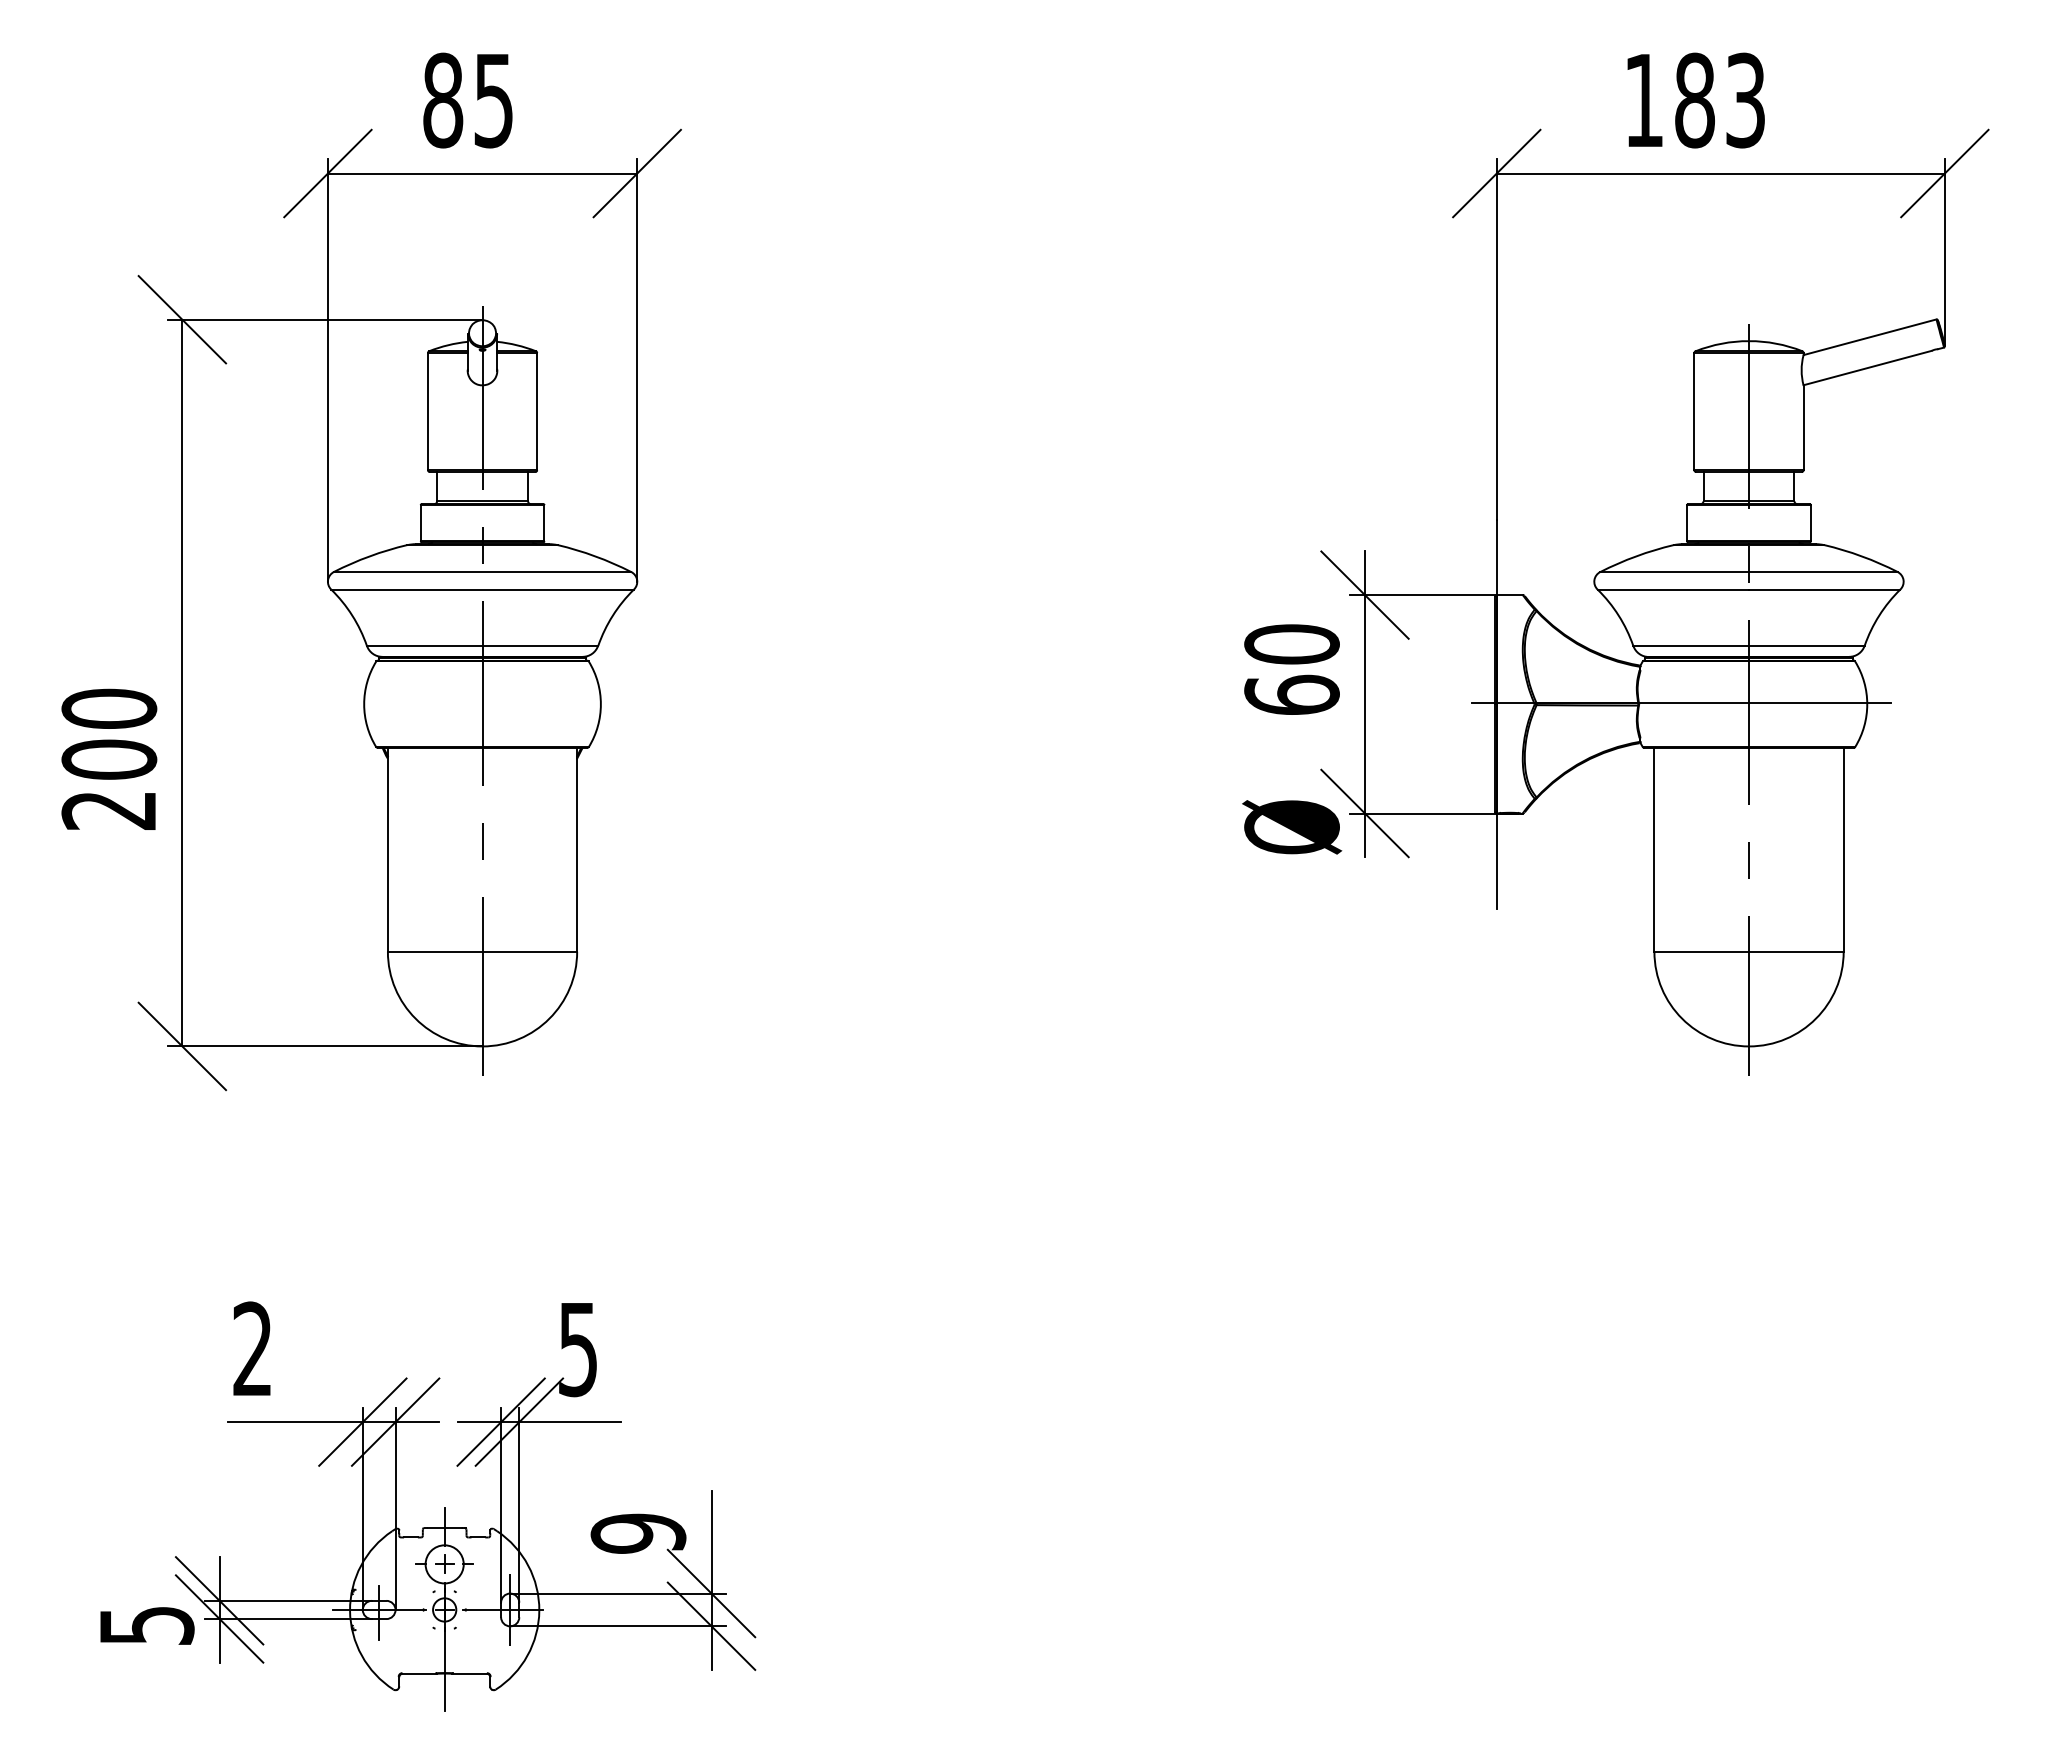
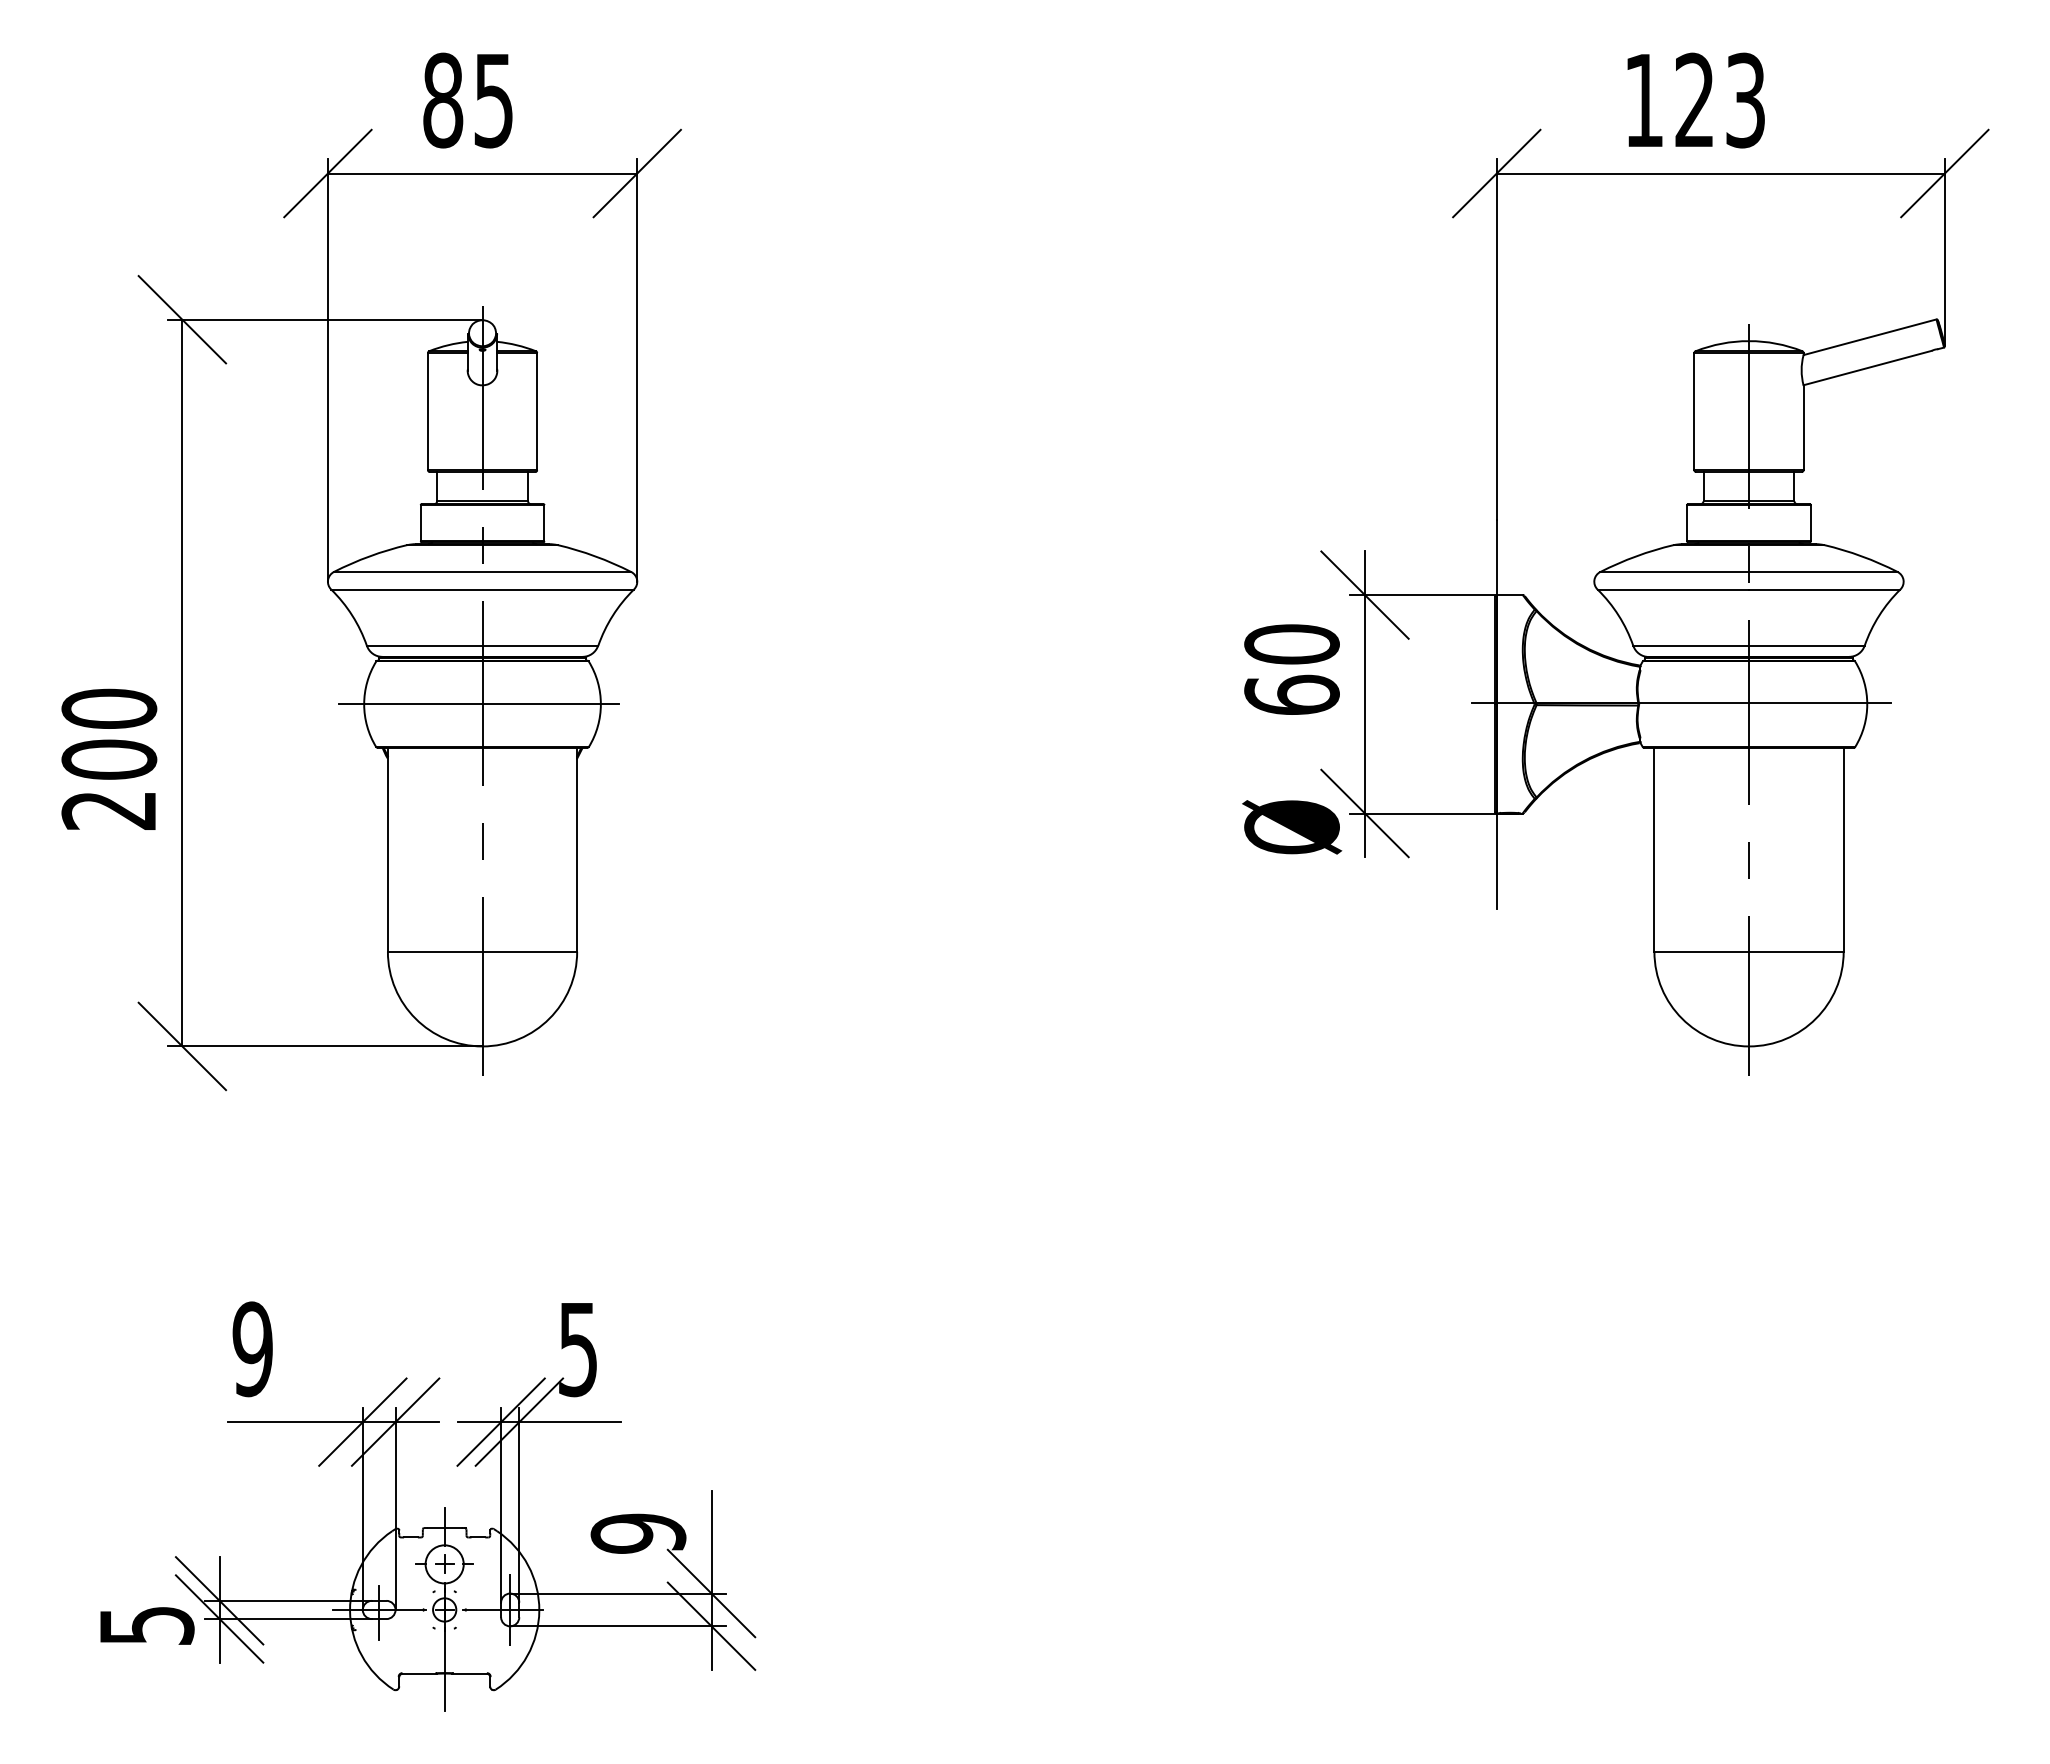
text: 183 -> 123 (1694, 100)
line: none -> present (479, 704)
text: 2 -> 9 (252, 1349)
